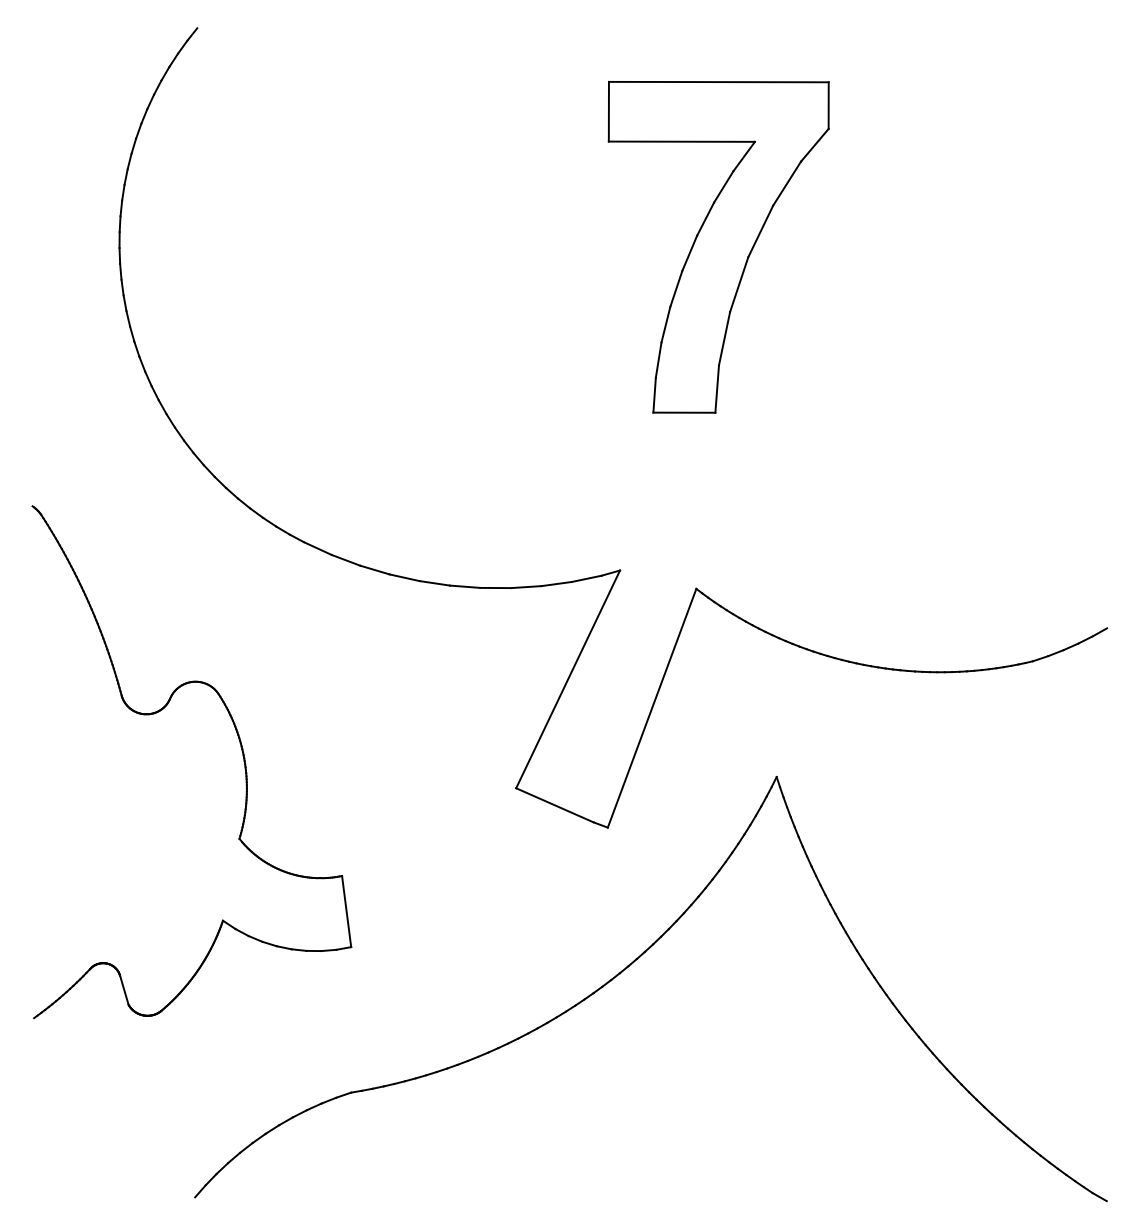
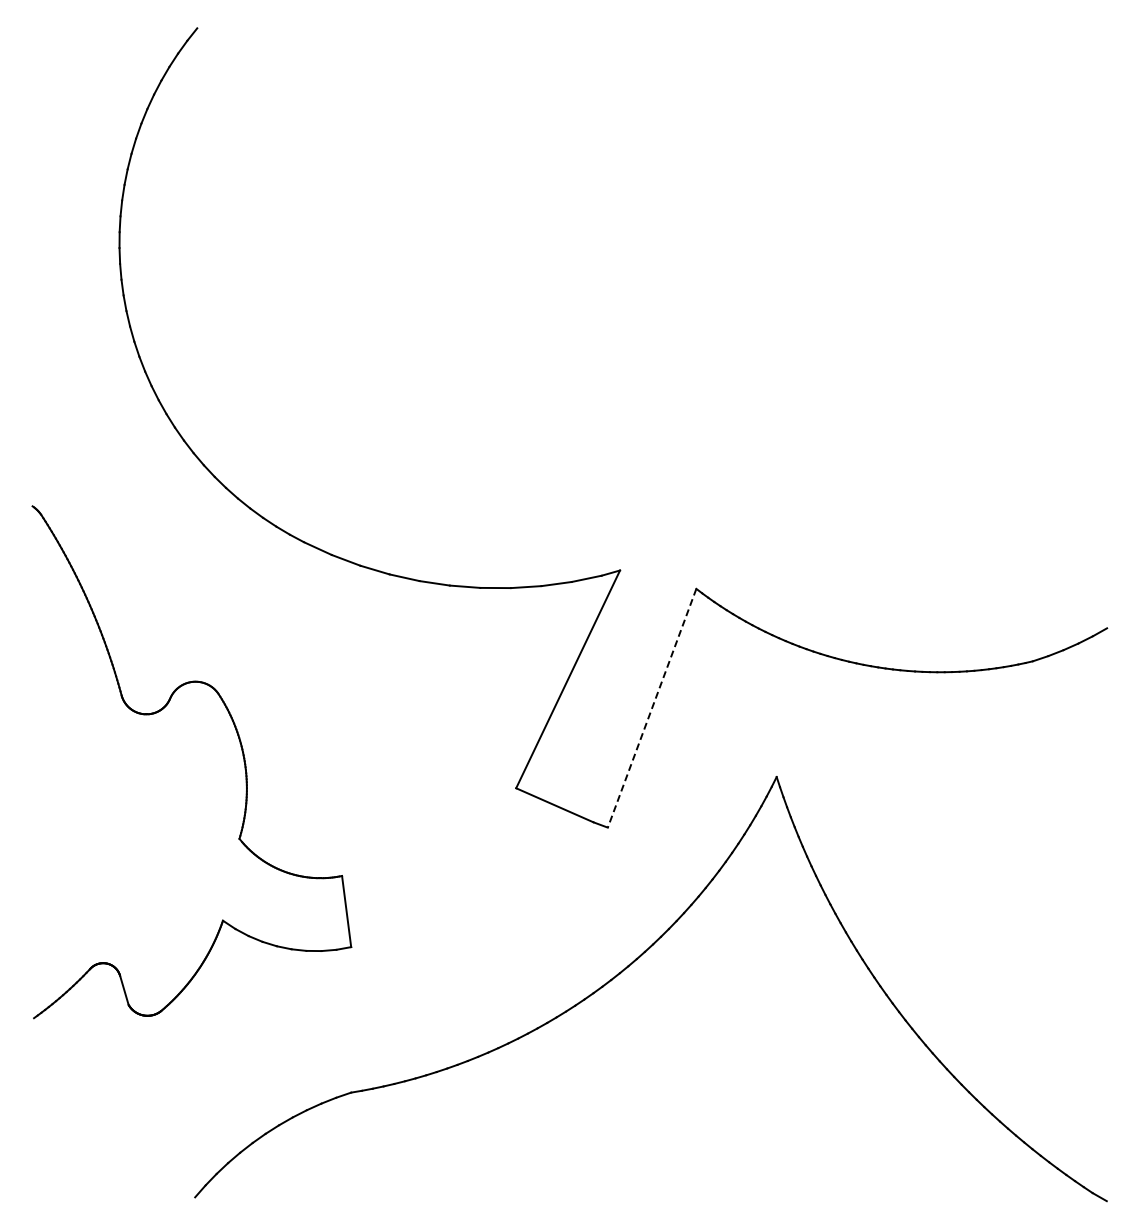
part: present -> none (718, 246)
line: solid -> dashed (651, 708)
